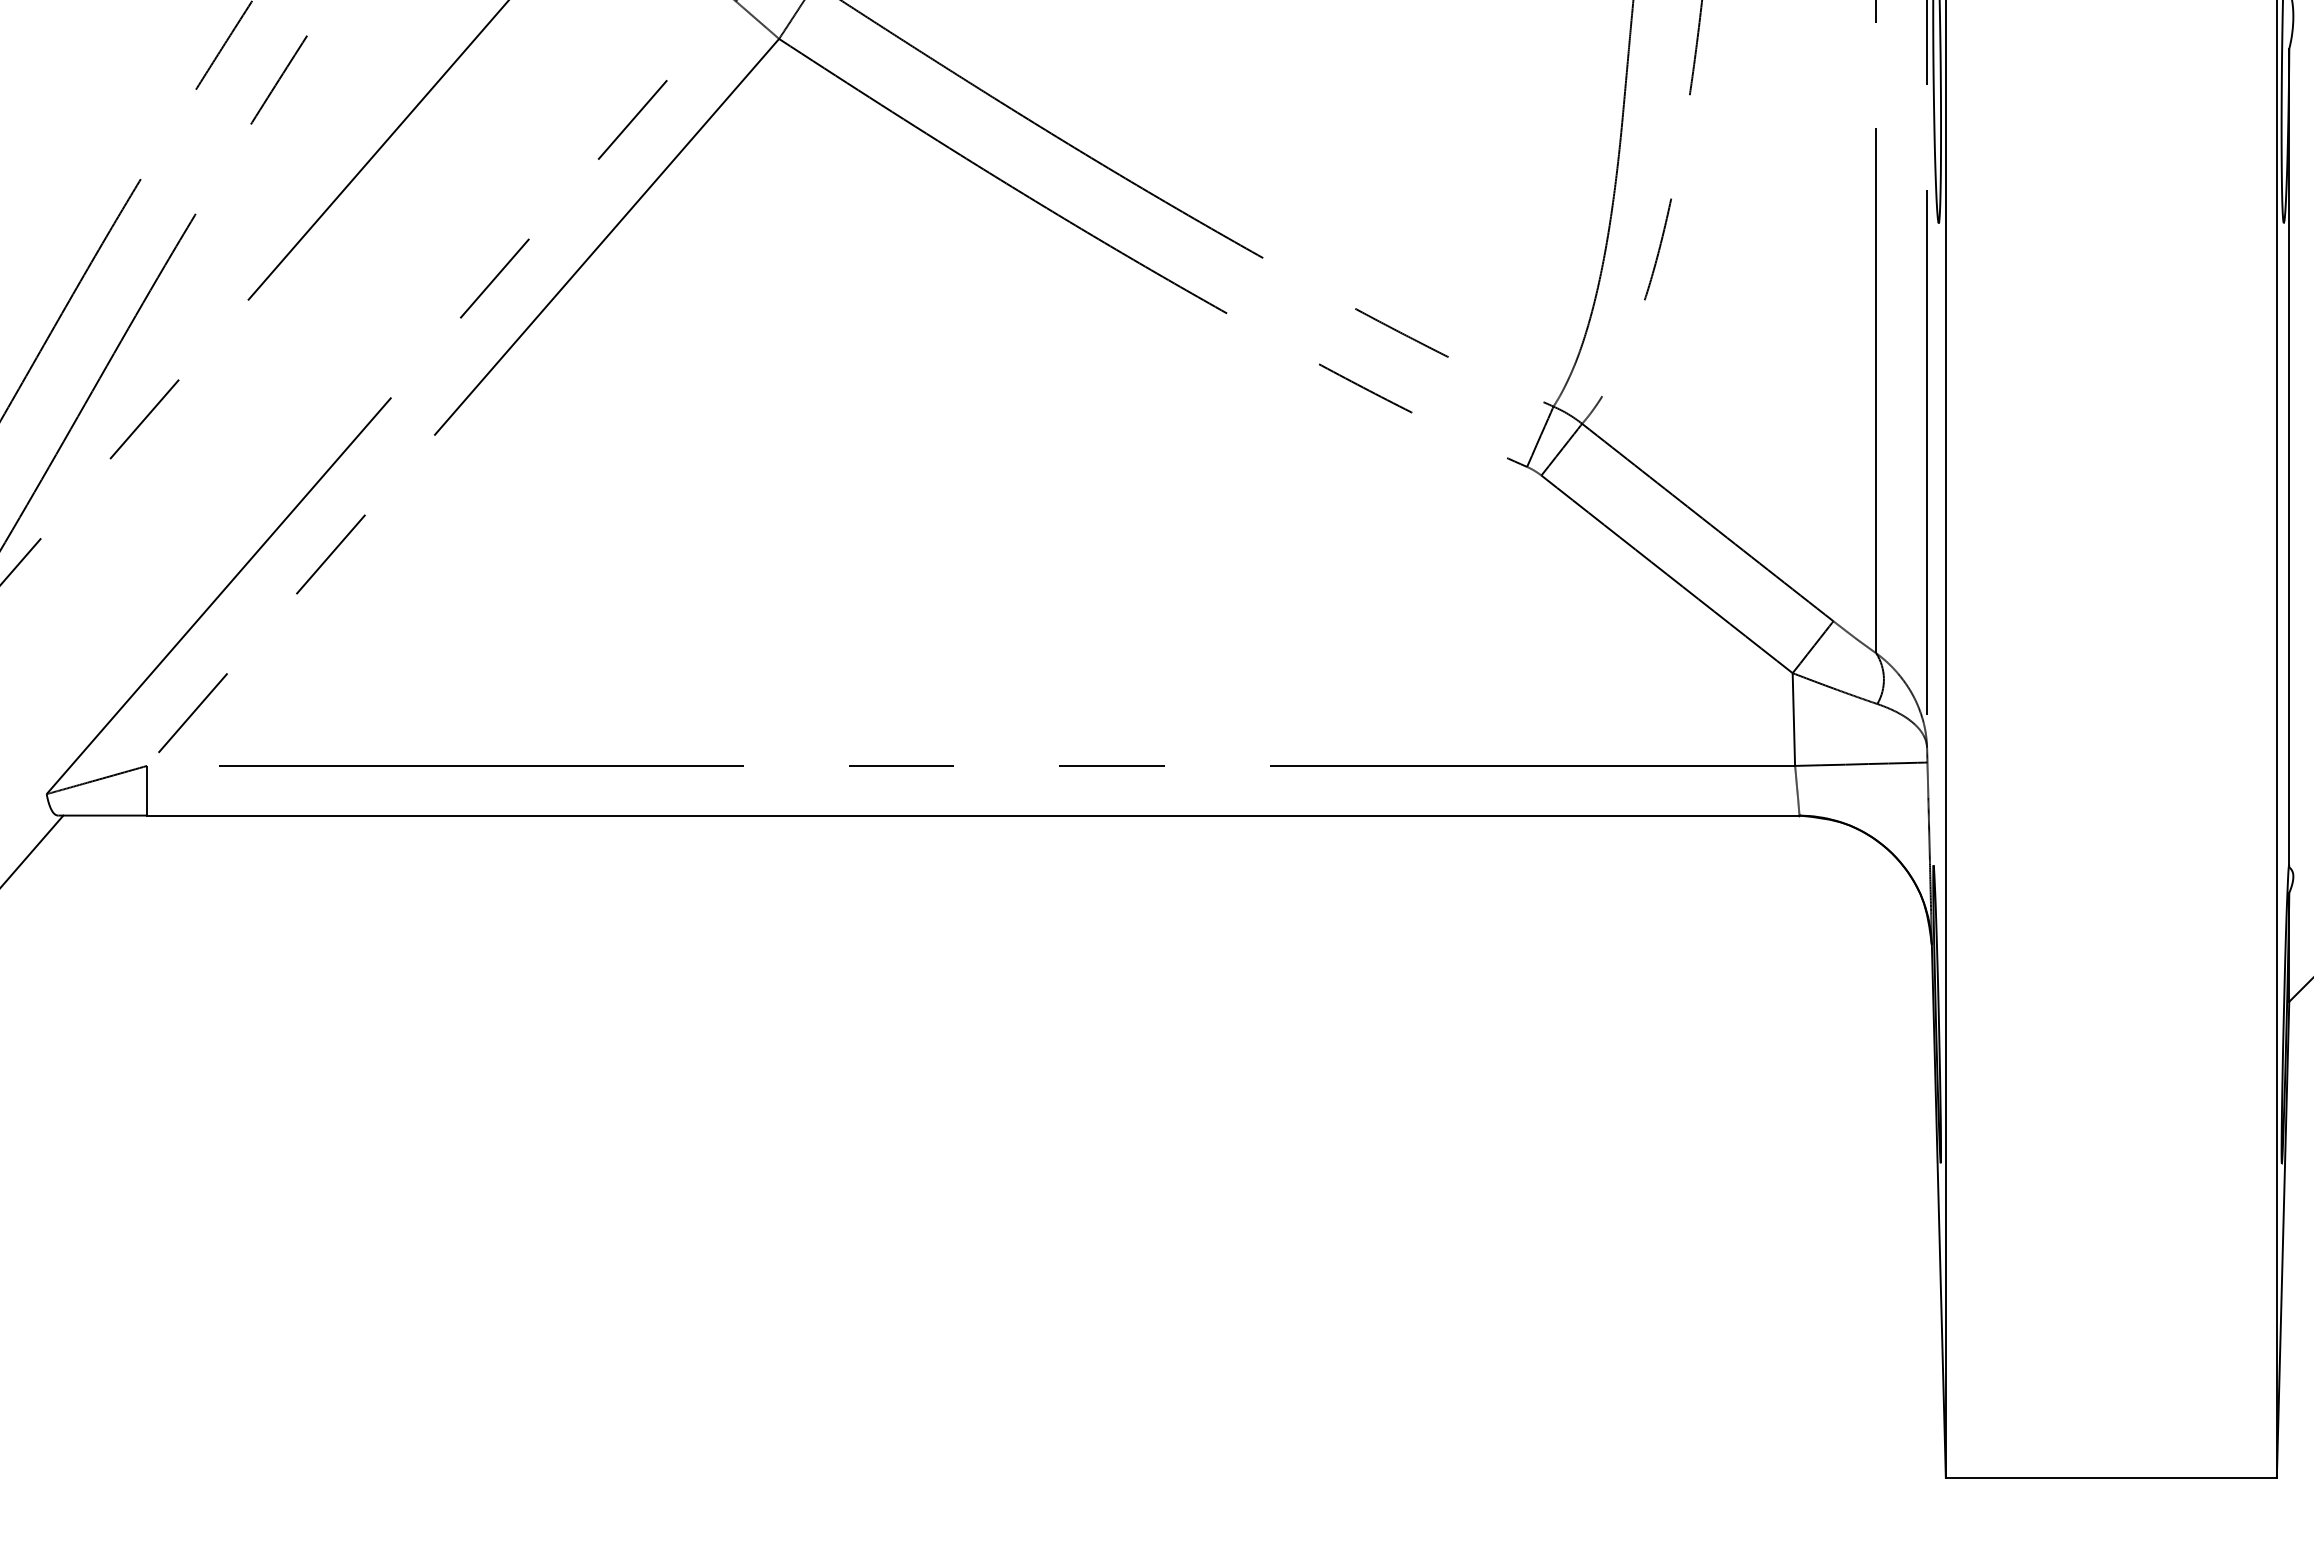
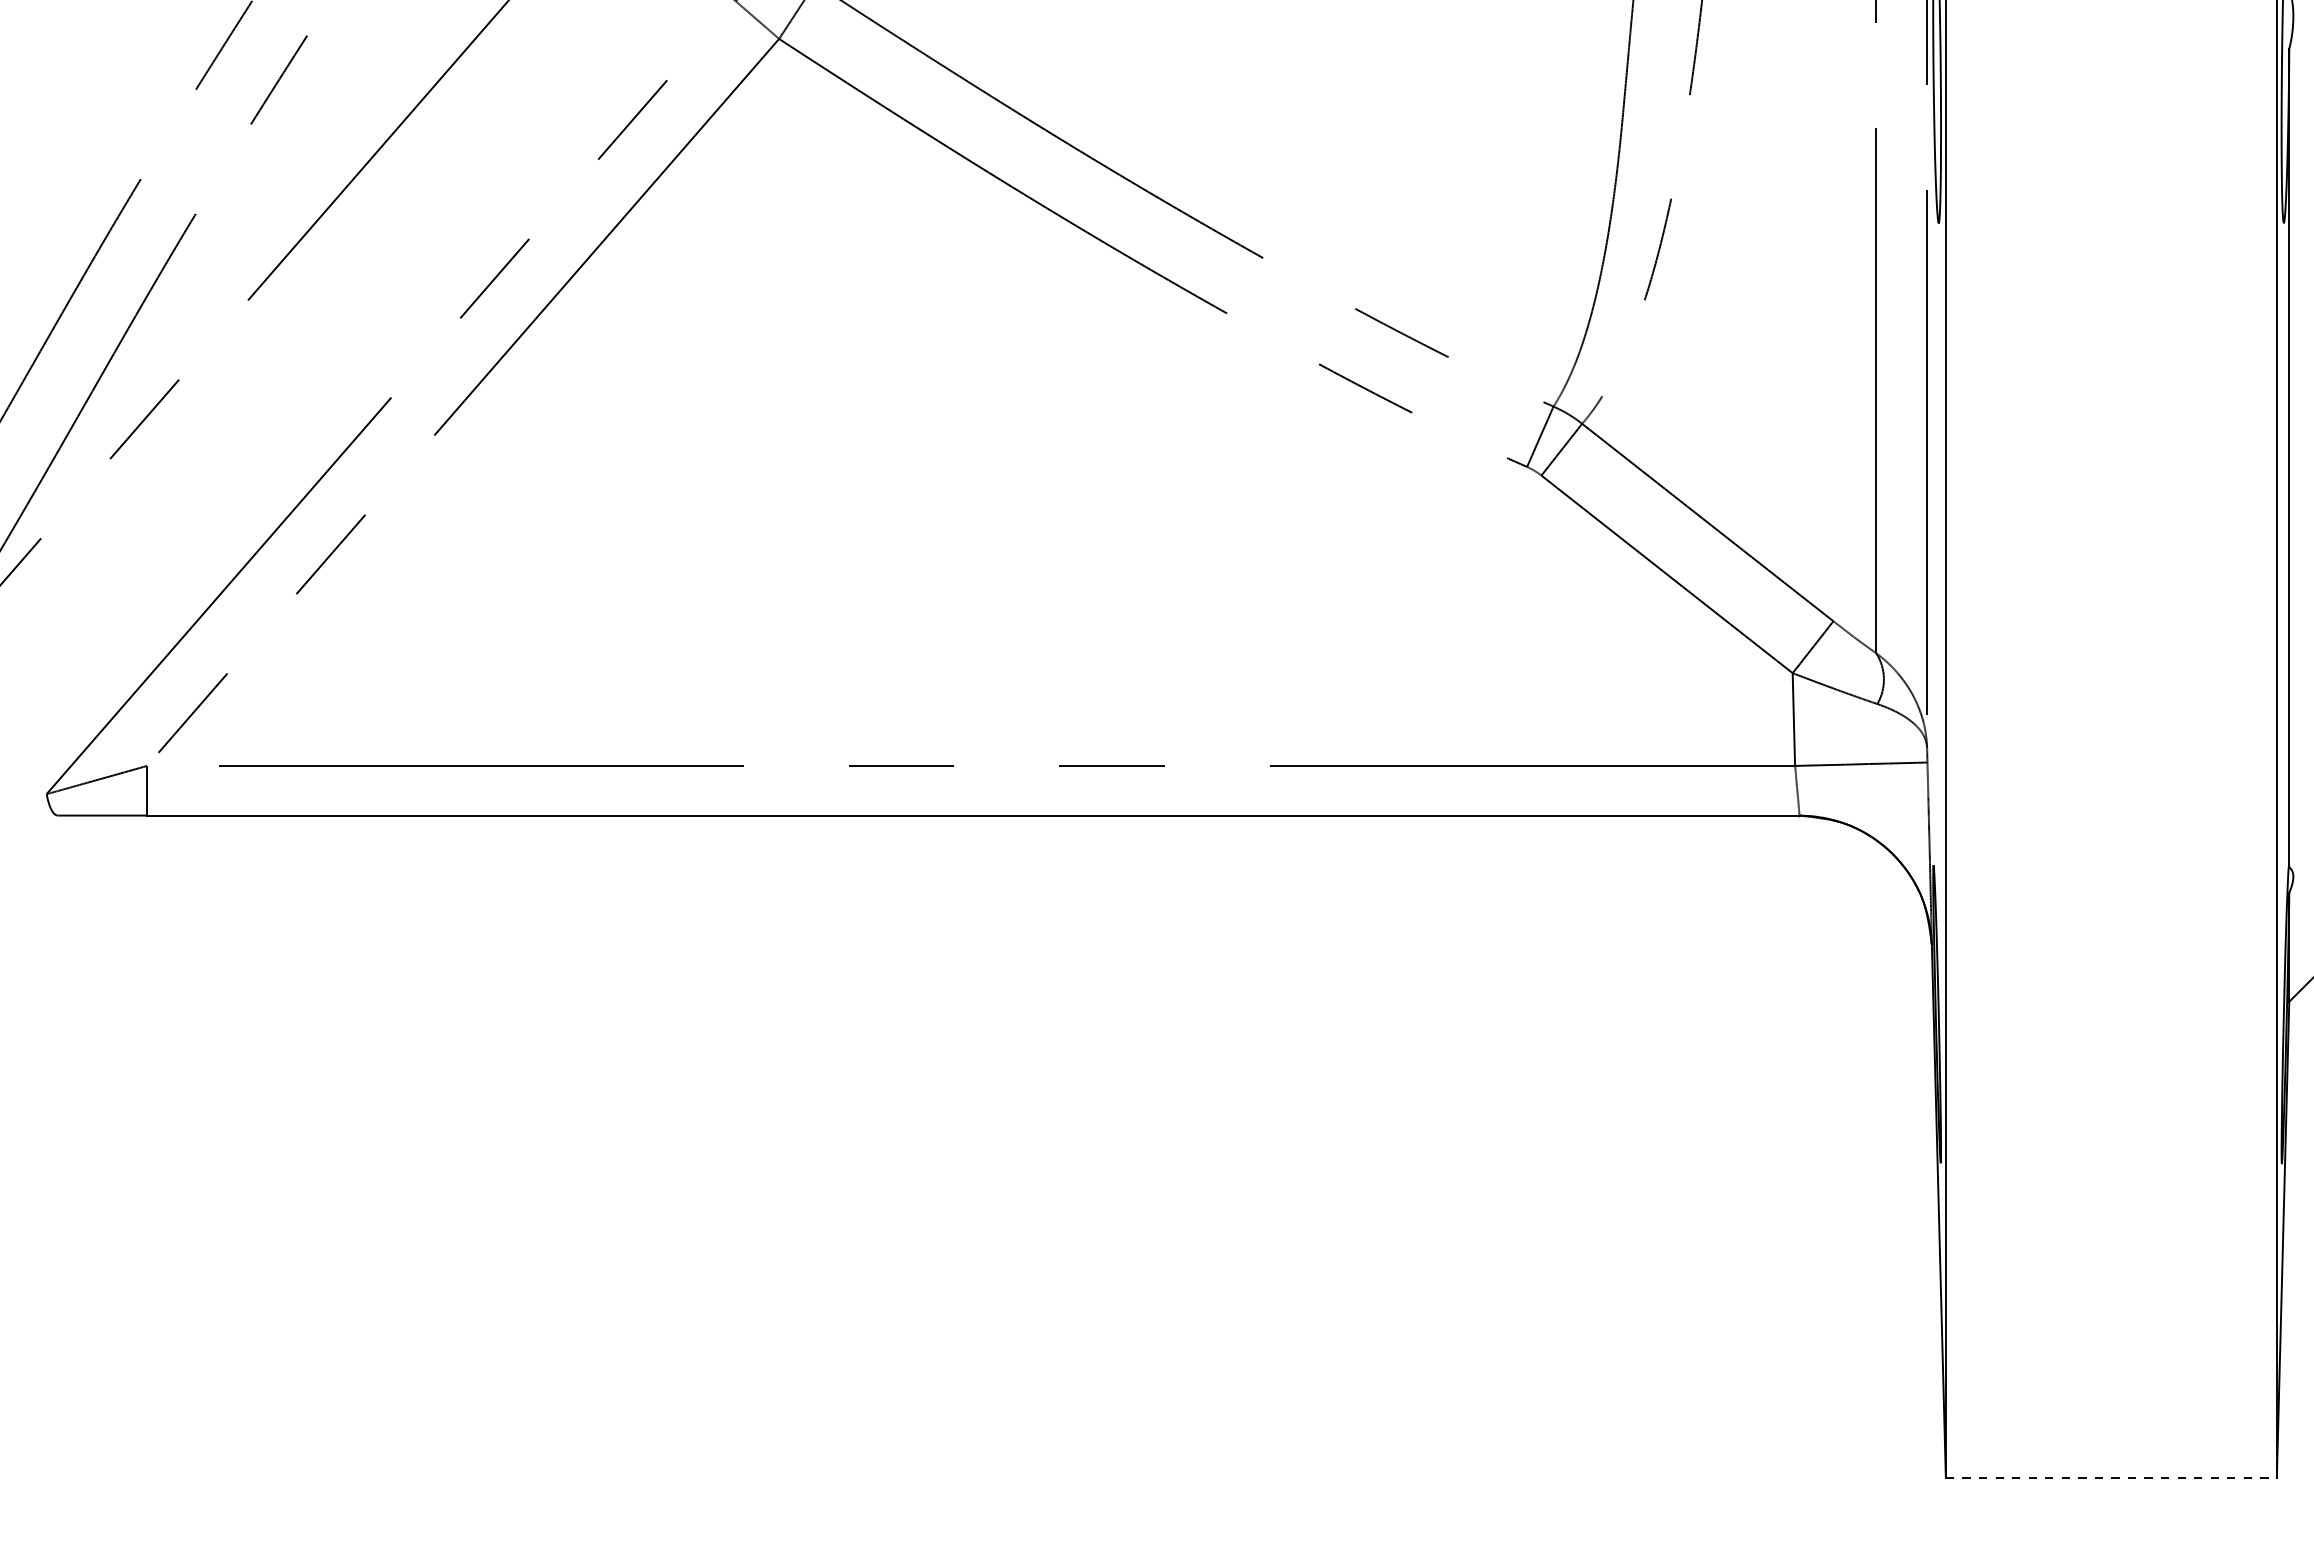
line: present -> none (32, 850)
line: solid -> dashed (2111, 1477)
